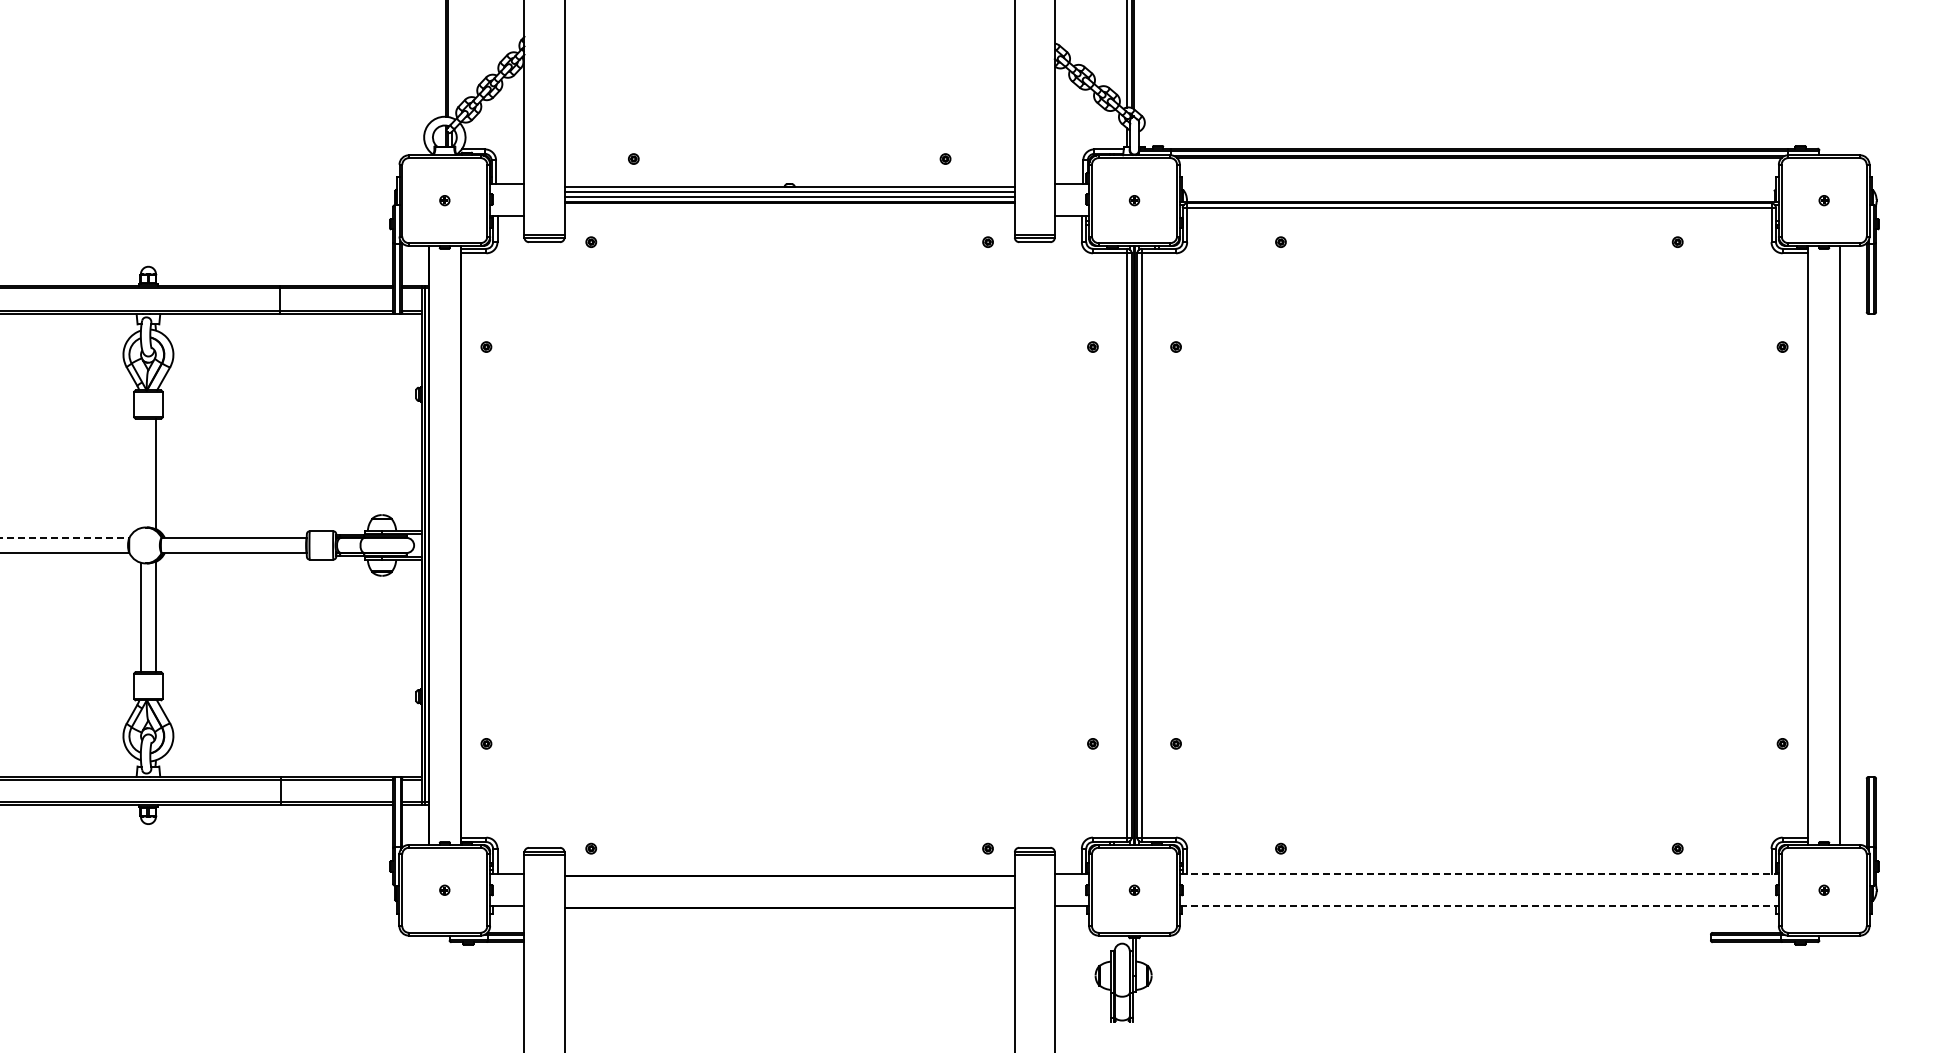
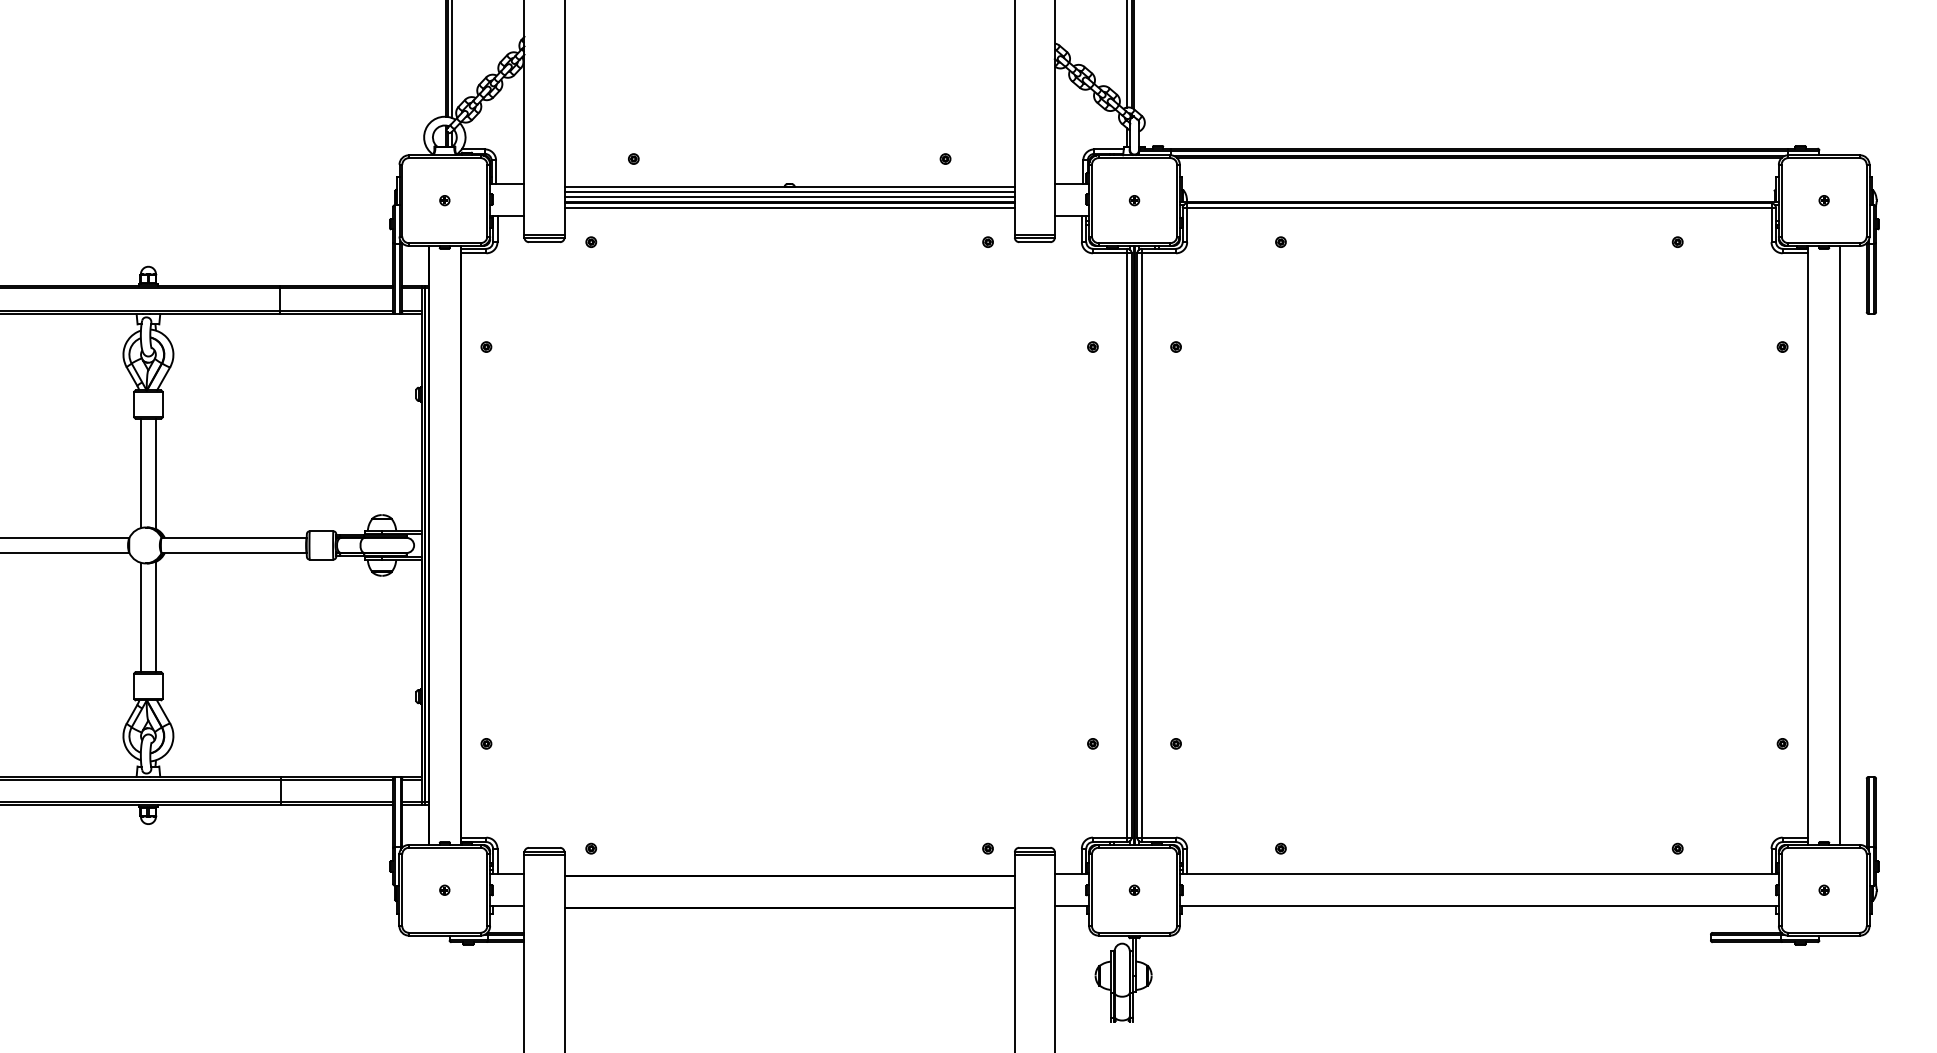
line: none -> present (452, 60)
line: none -> present (789, 207)
line: none -> present (140, 473)
line: dashed -> solid (65, 537)
line: dashed -> solid (1479, 874)
line: dashed -> solid (1479, 906)
